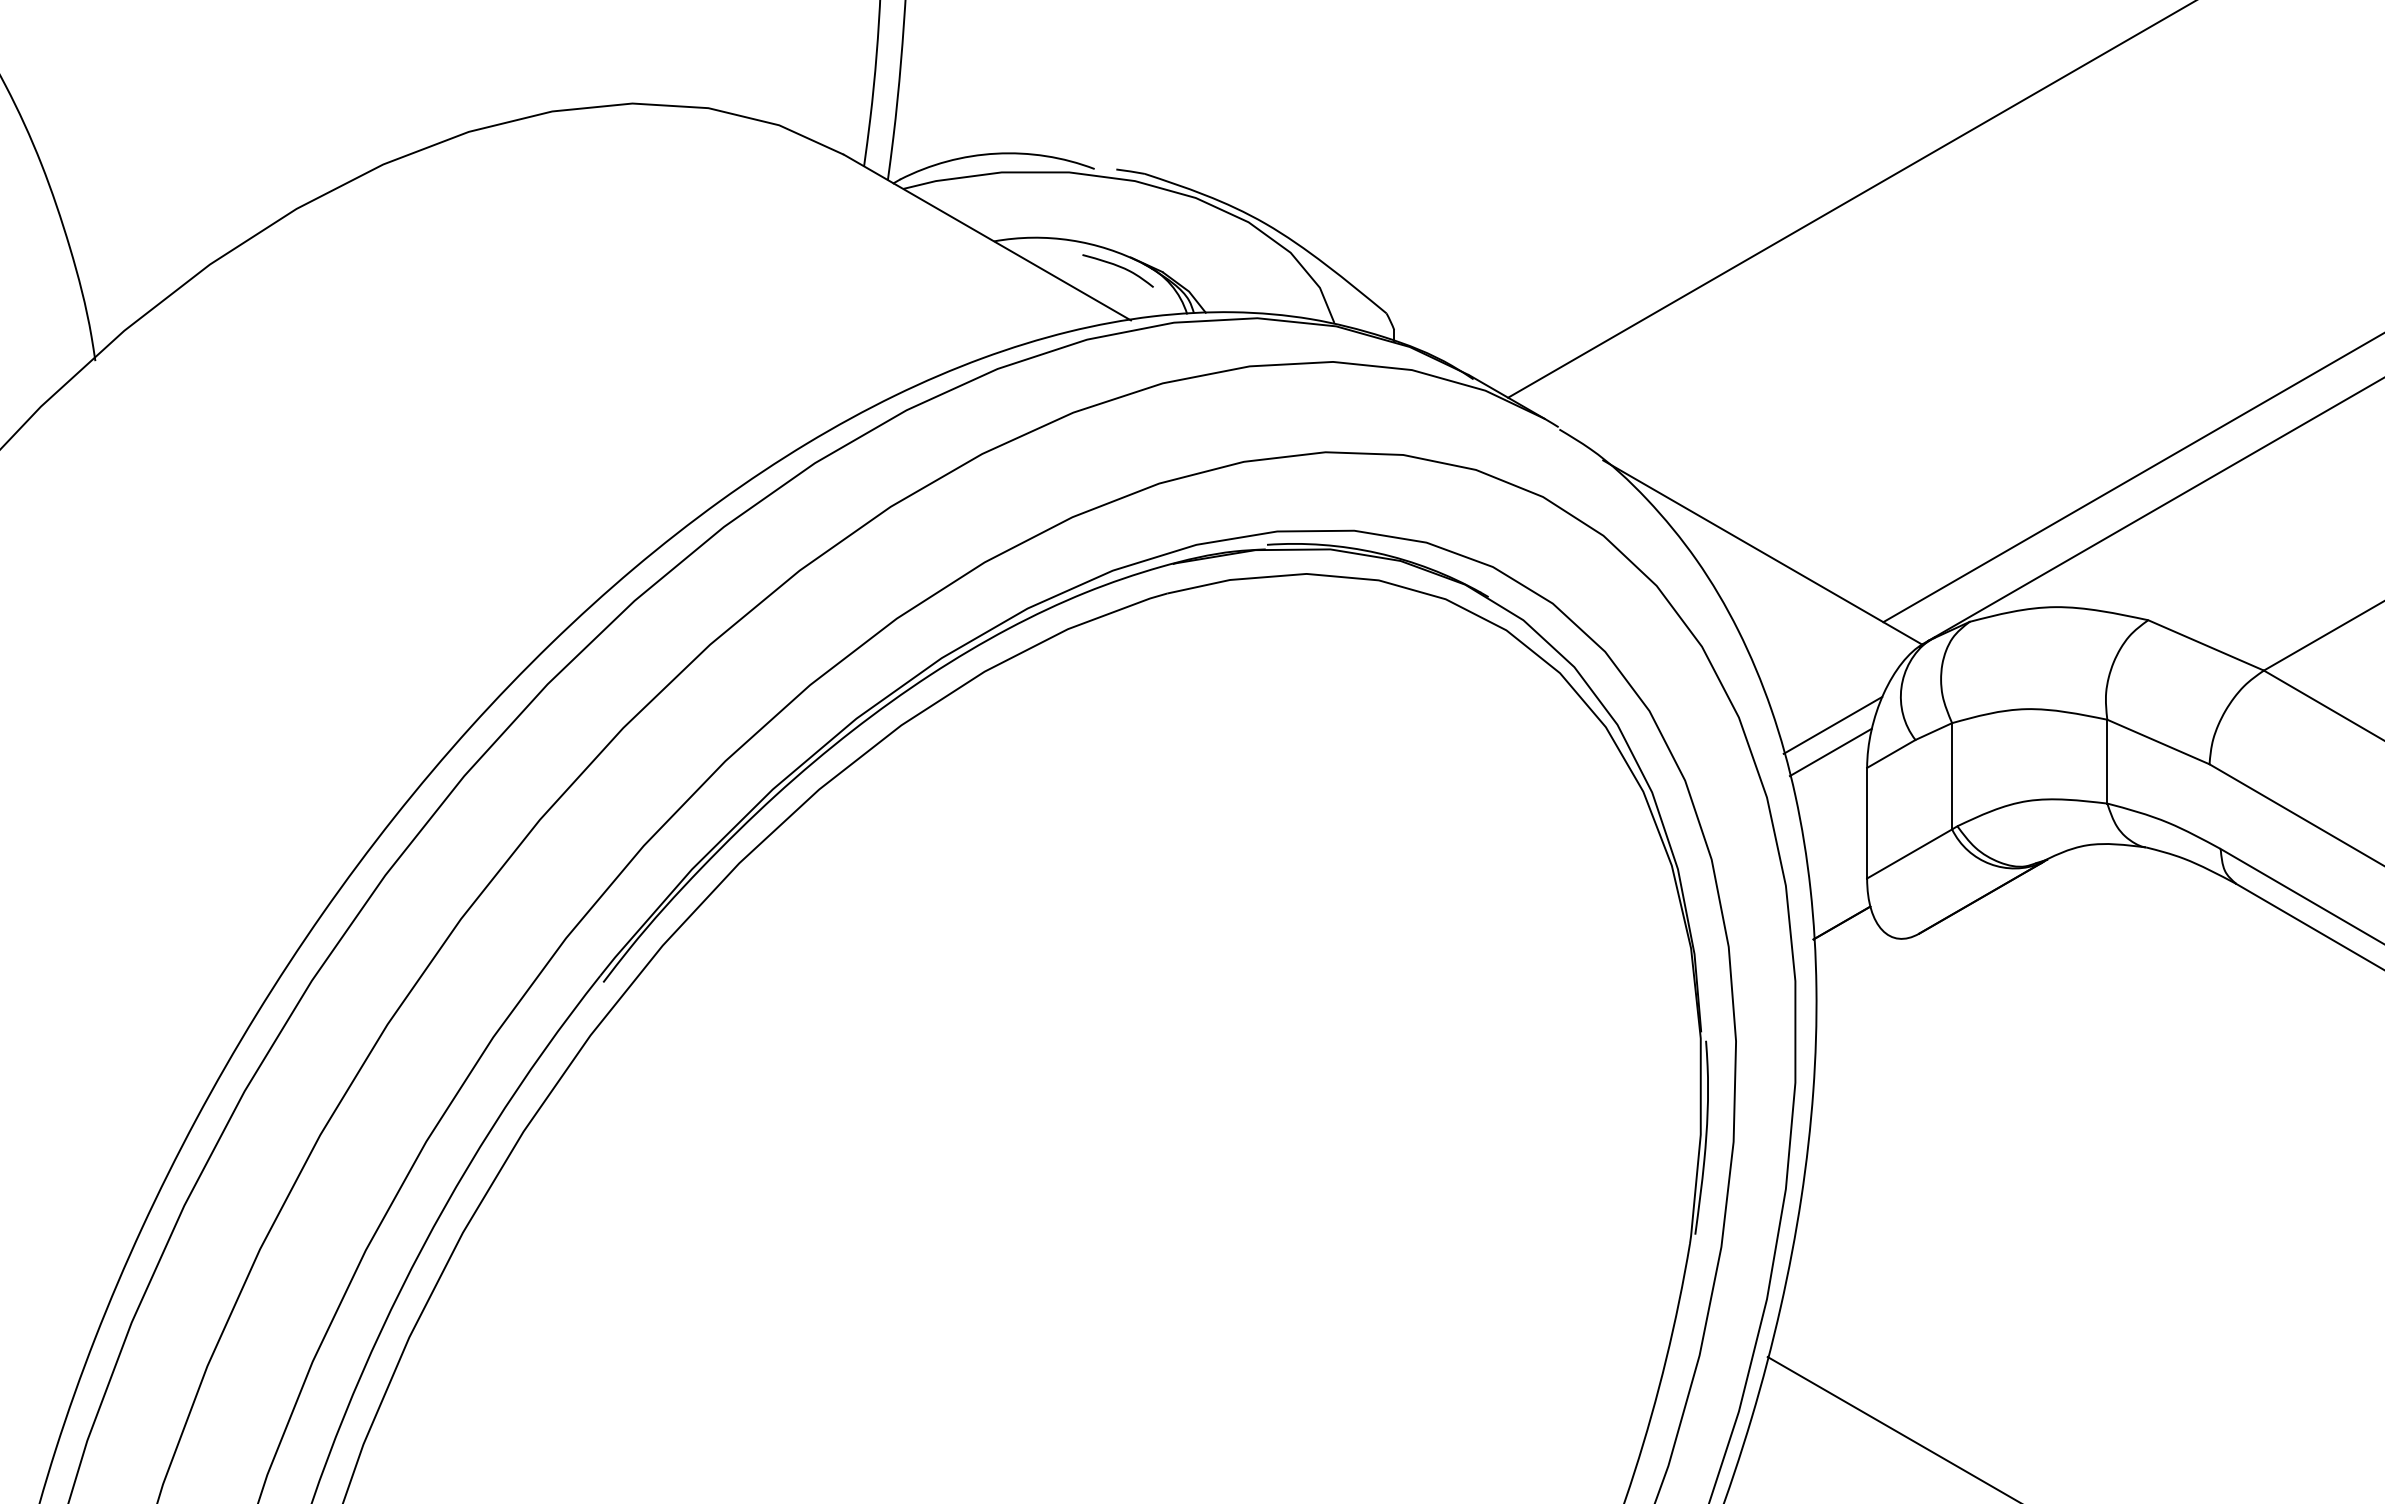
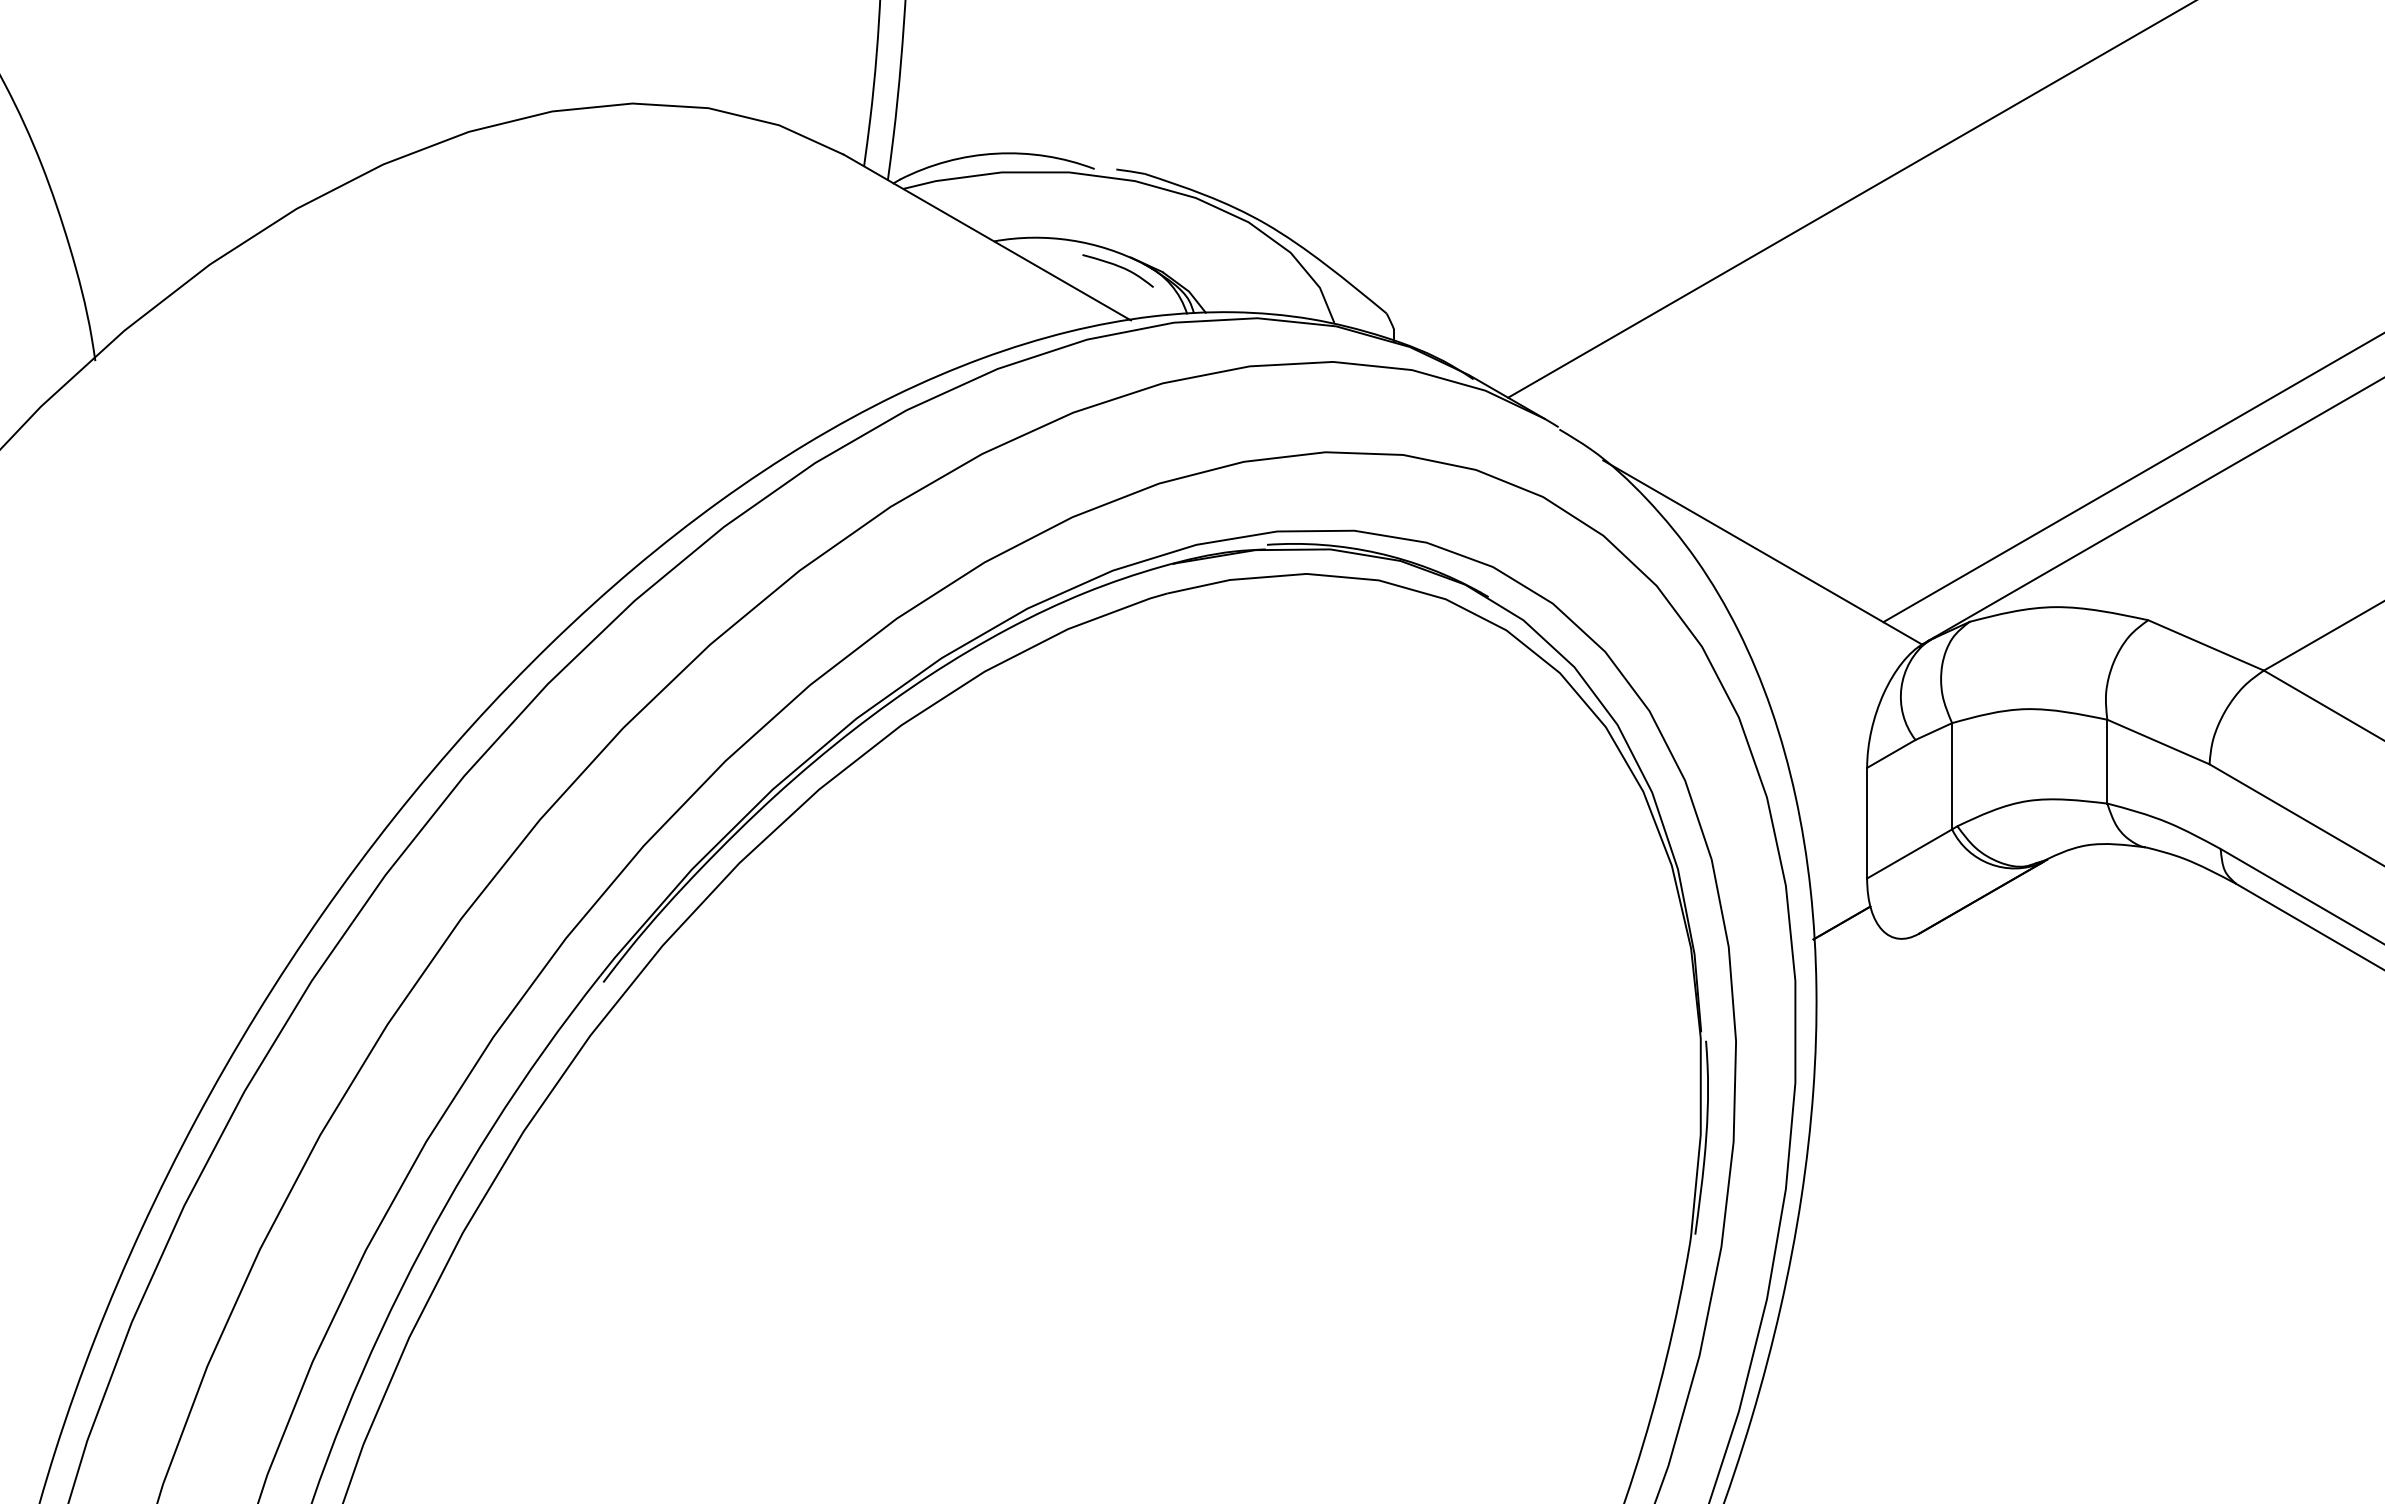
line: present -> none (1832, 724)
line: present -> none (1830, 752)
line: present -> none (1891, 1428)
